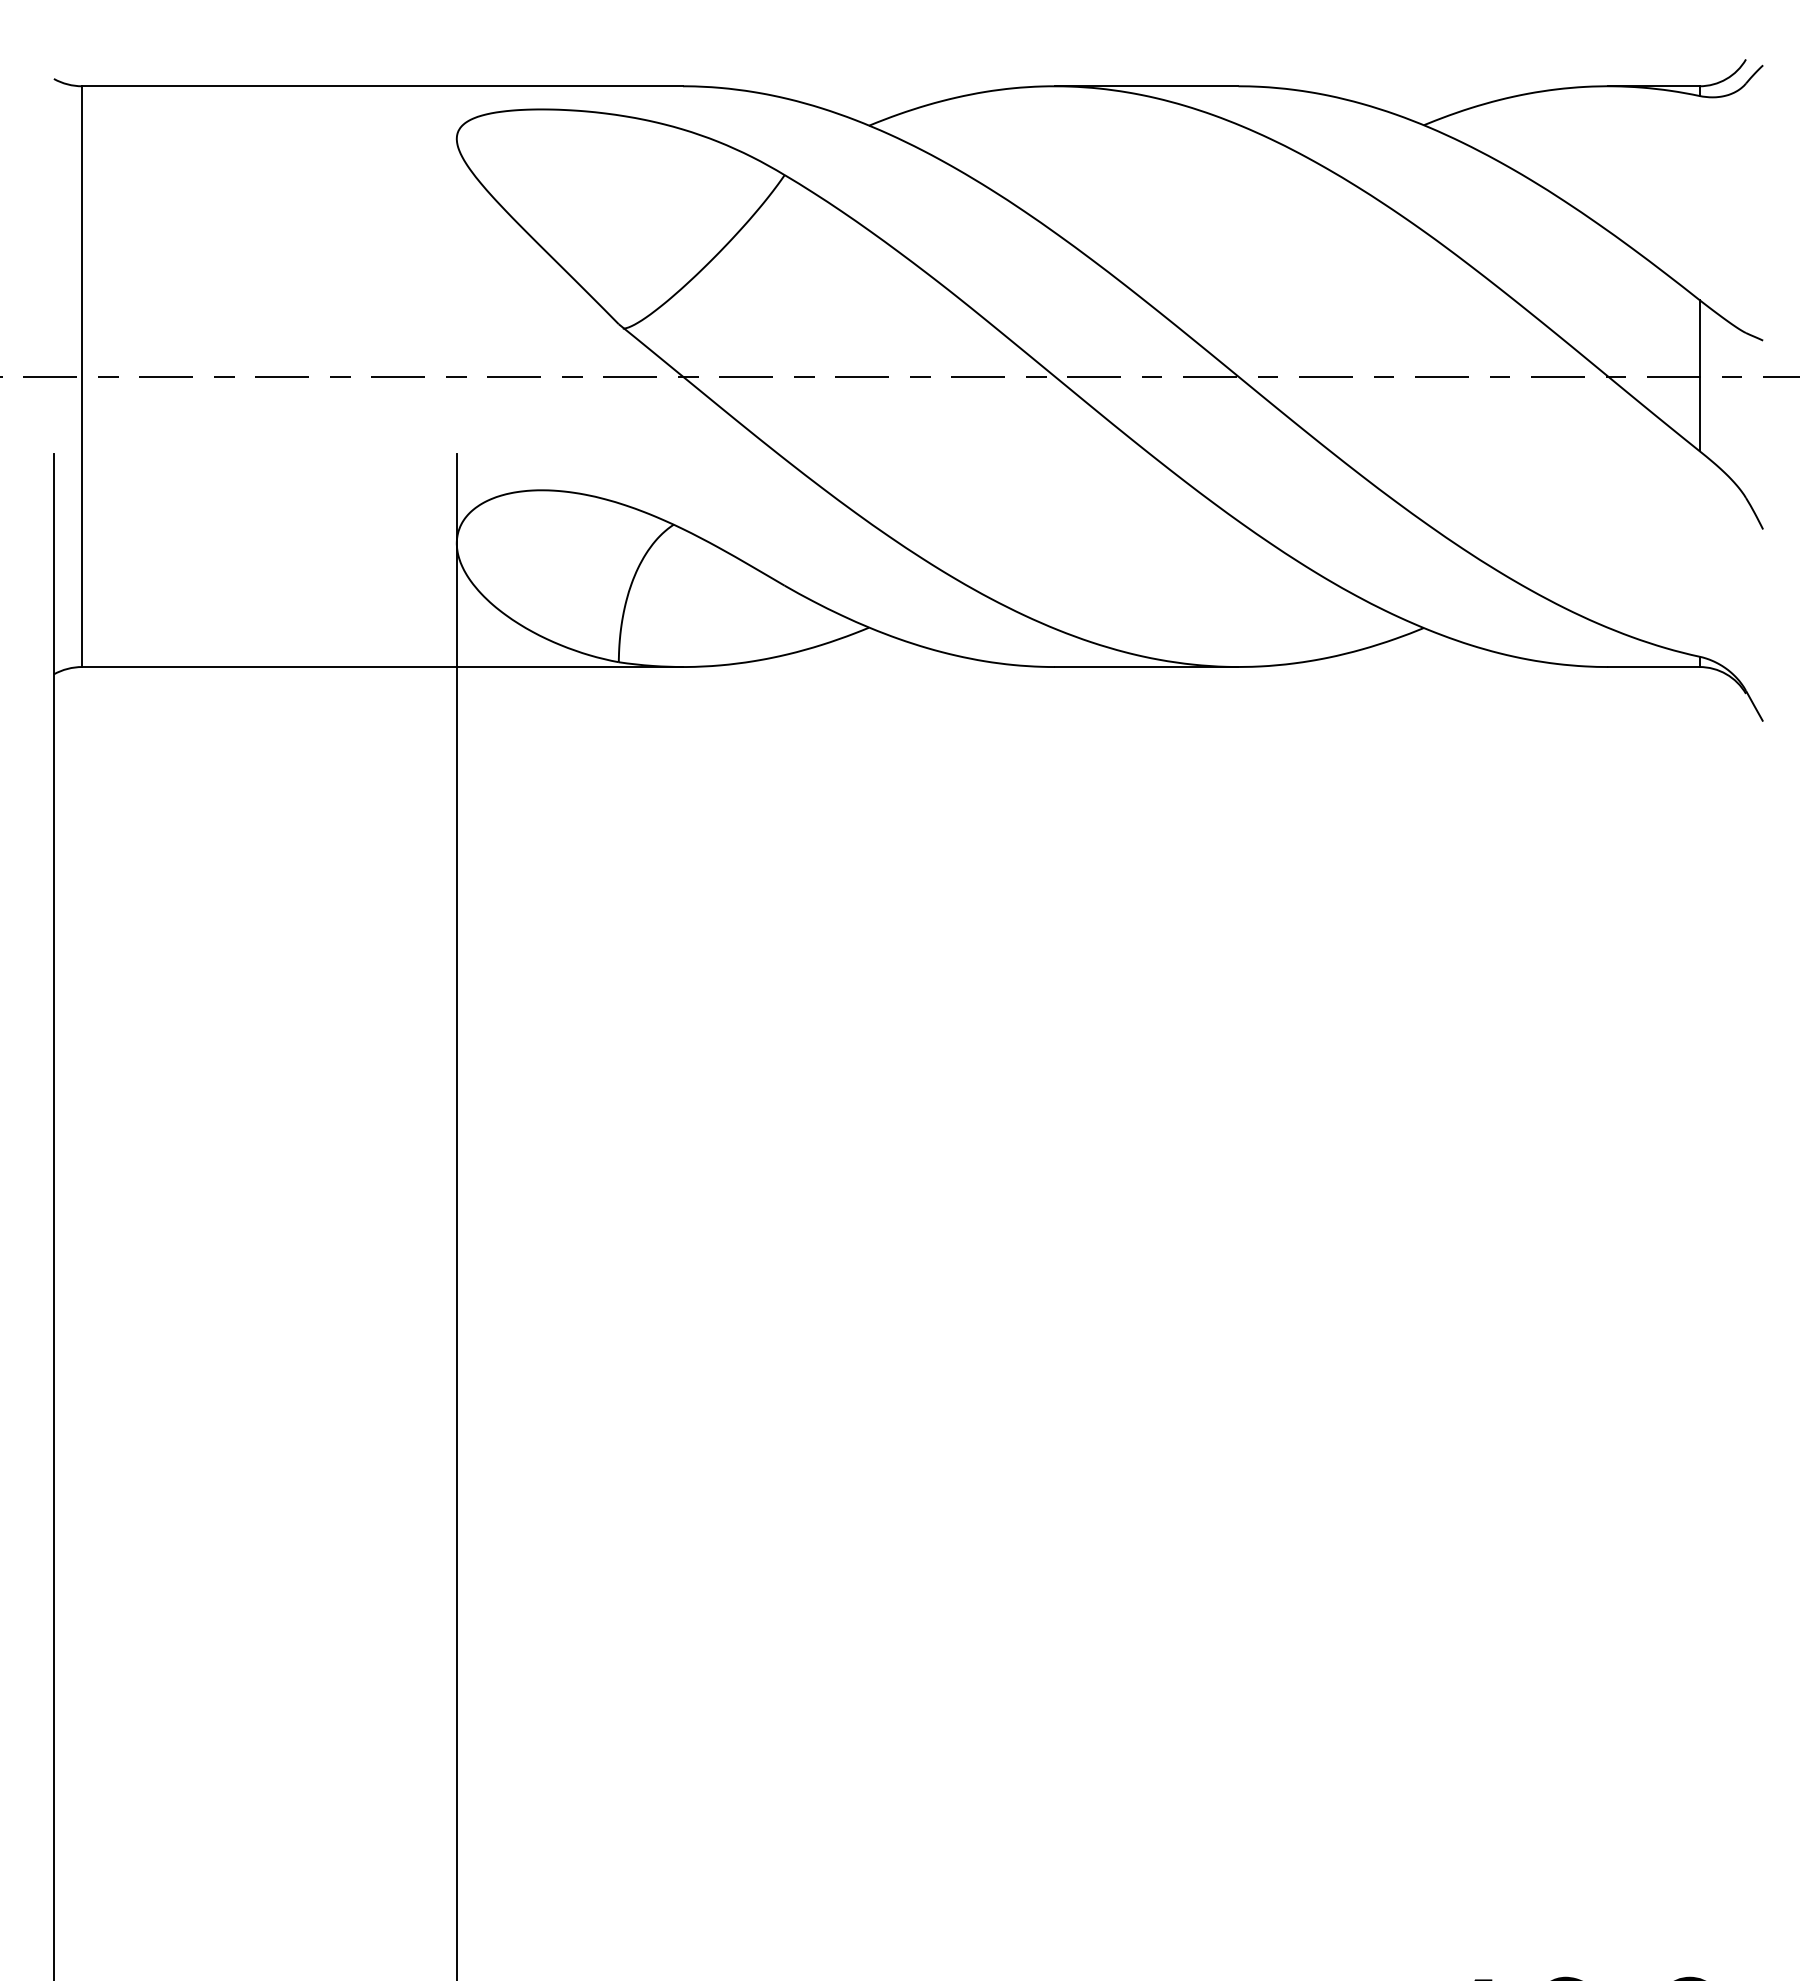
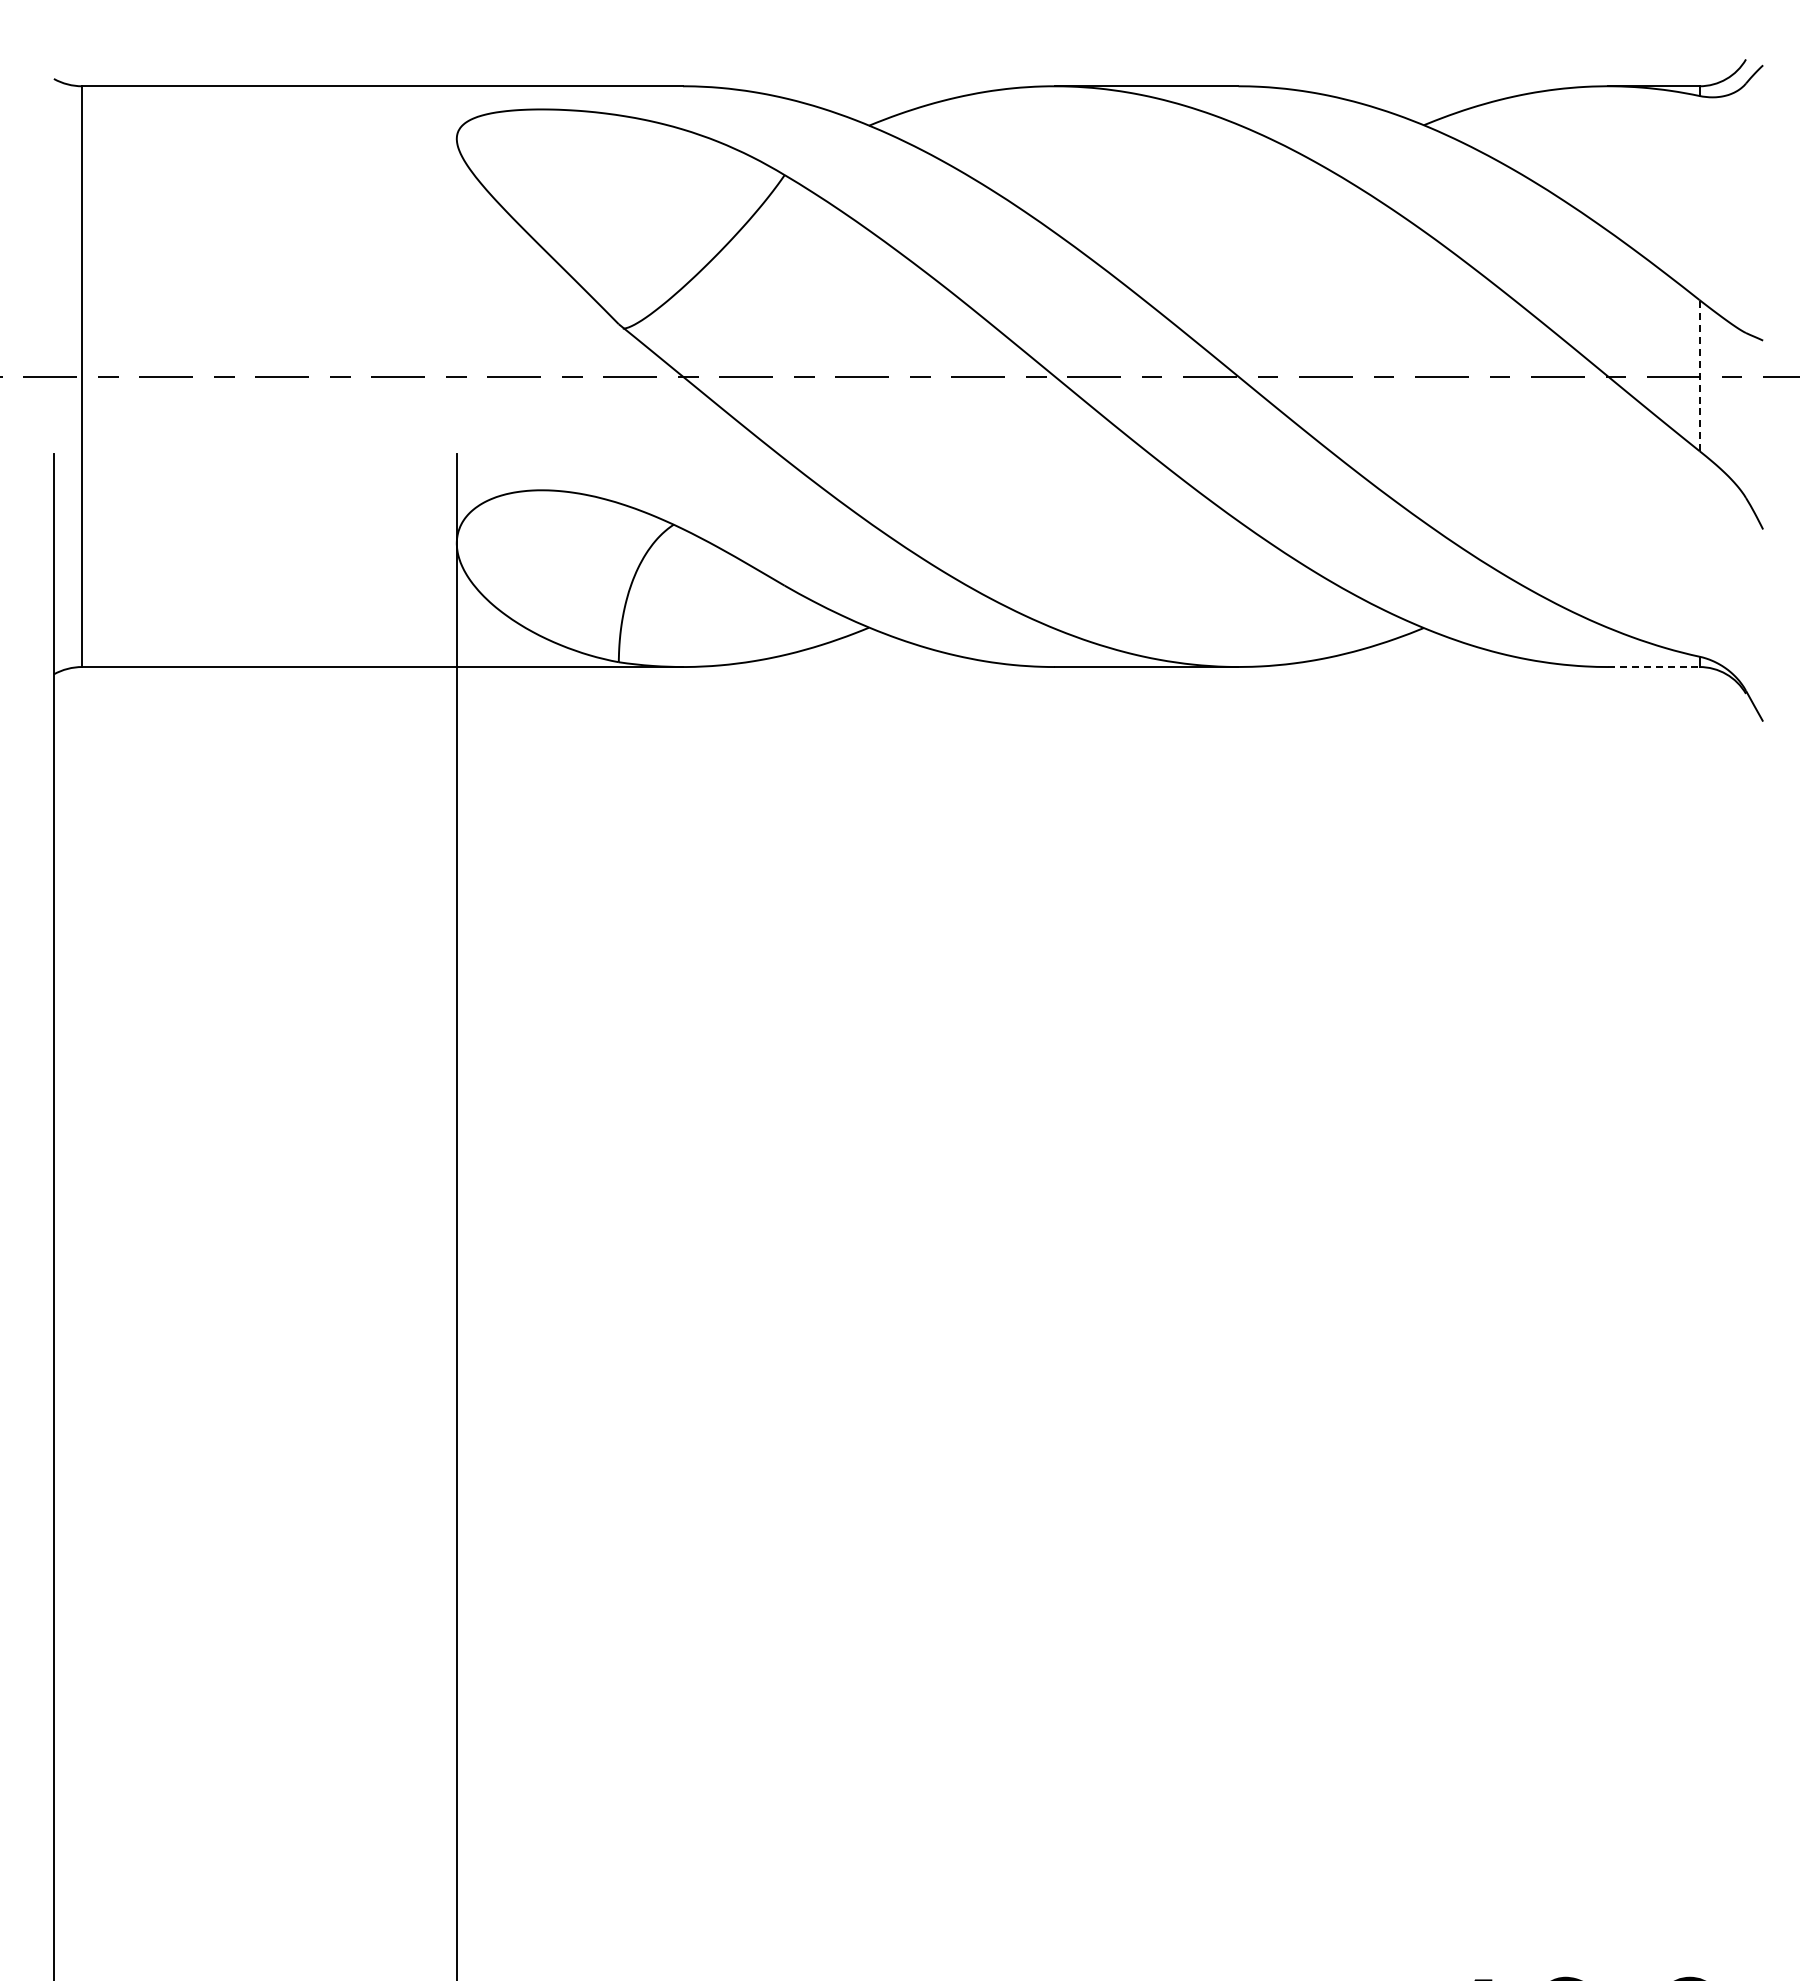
line: solid -> dashed (1699, 375)
line: solid -> dashed (1653, 667)
